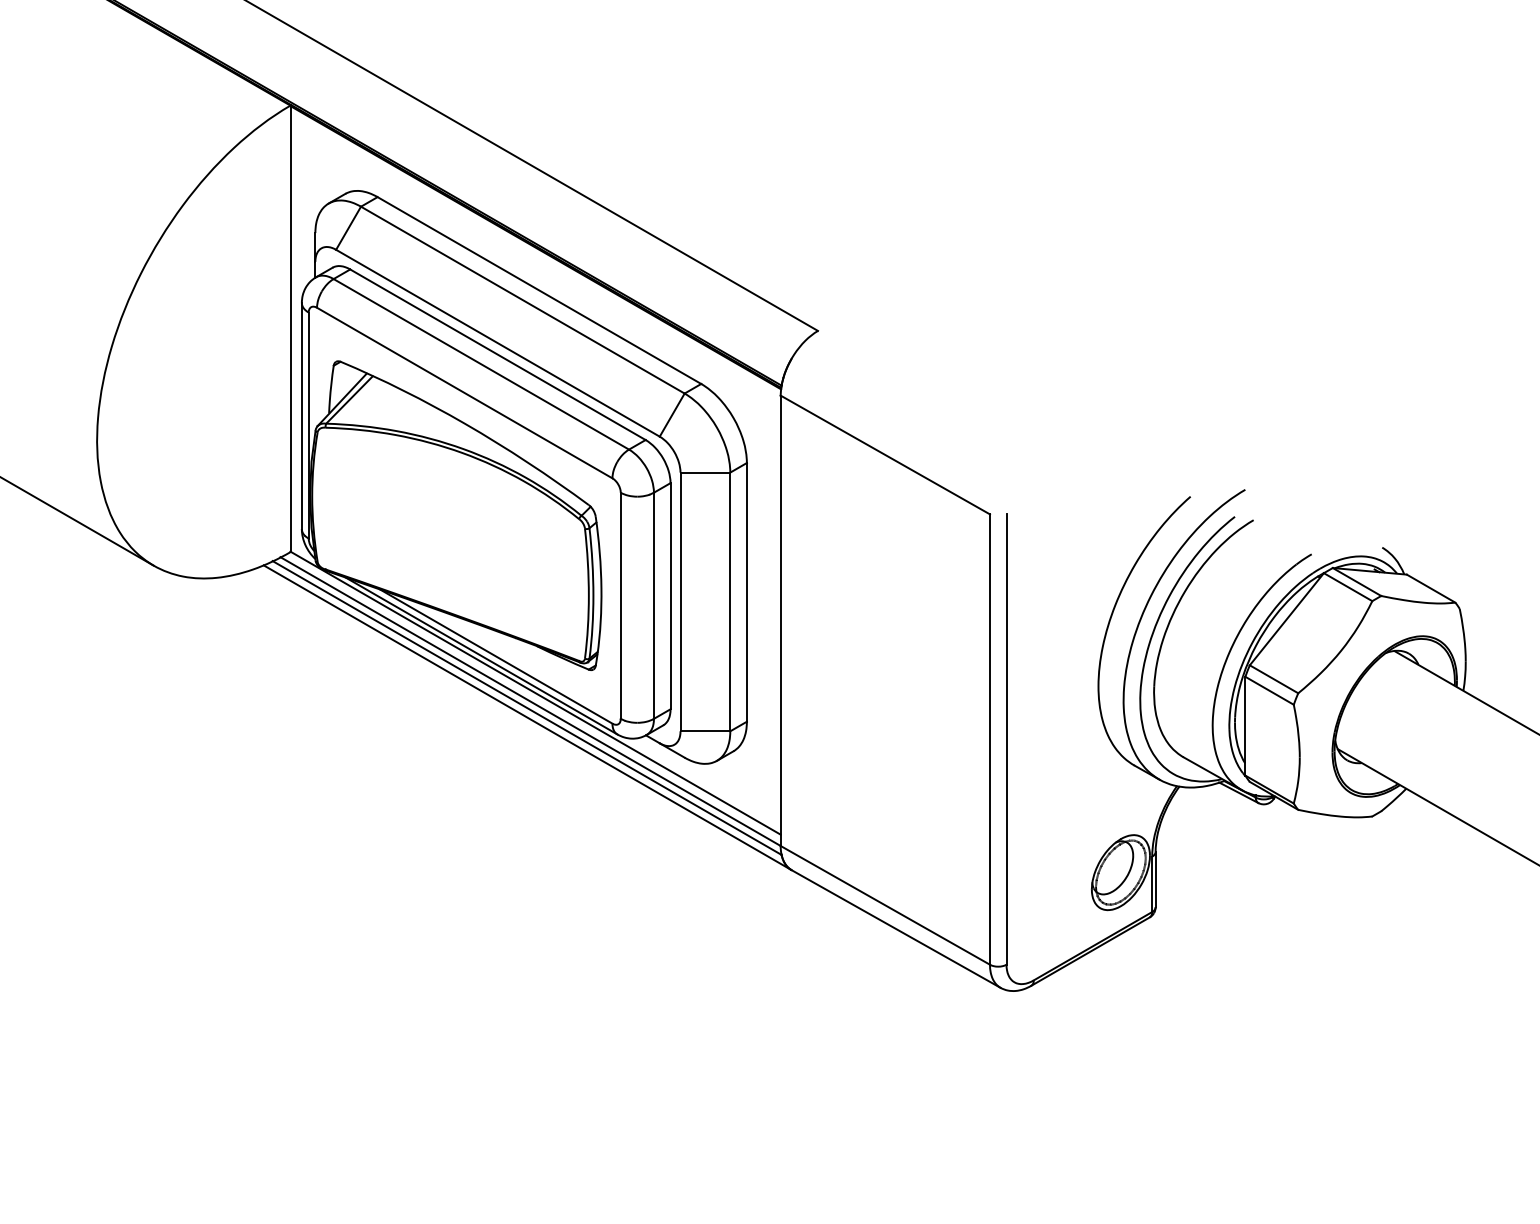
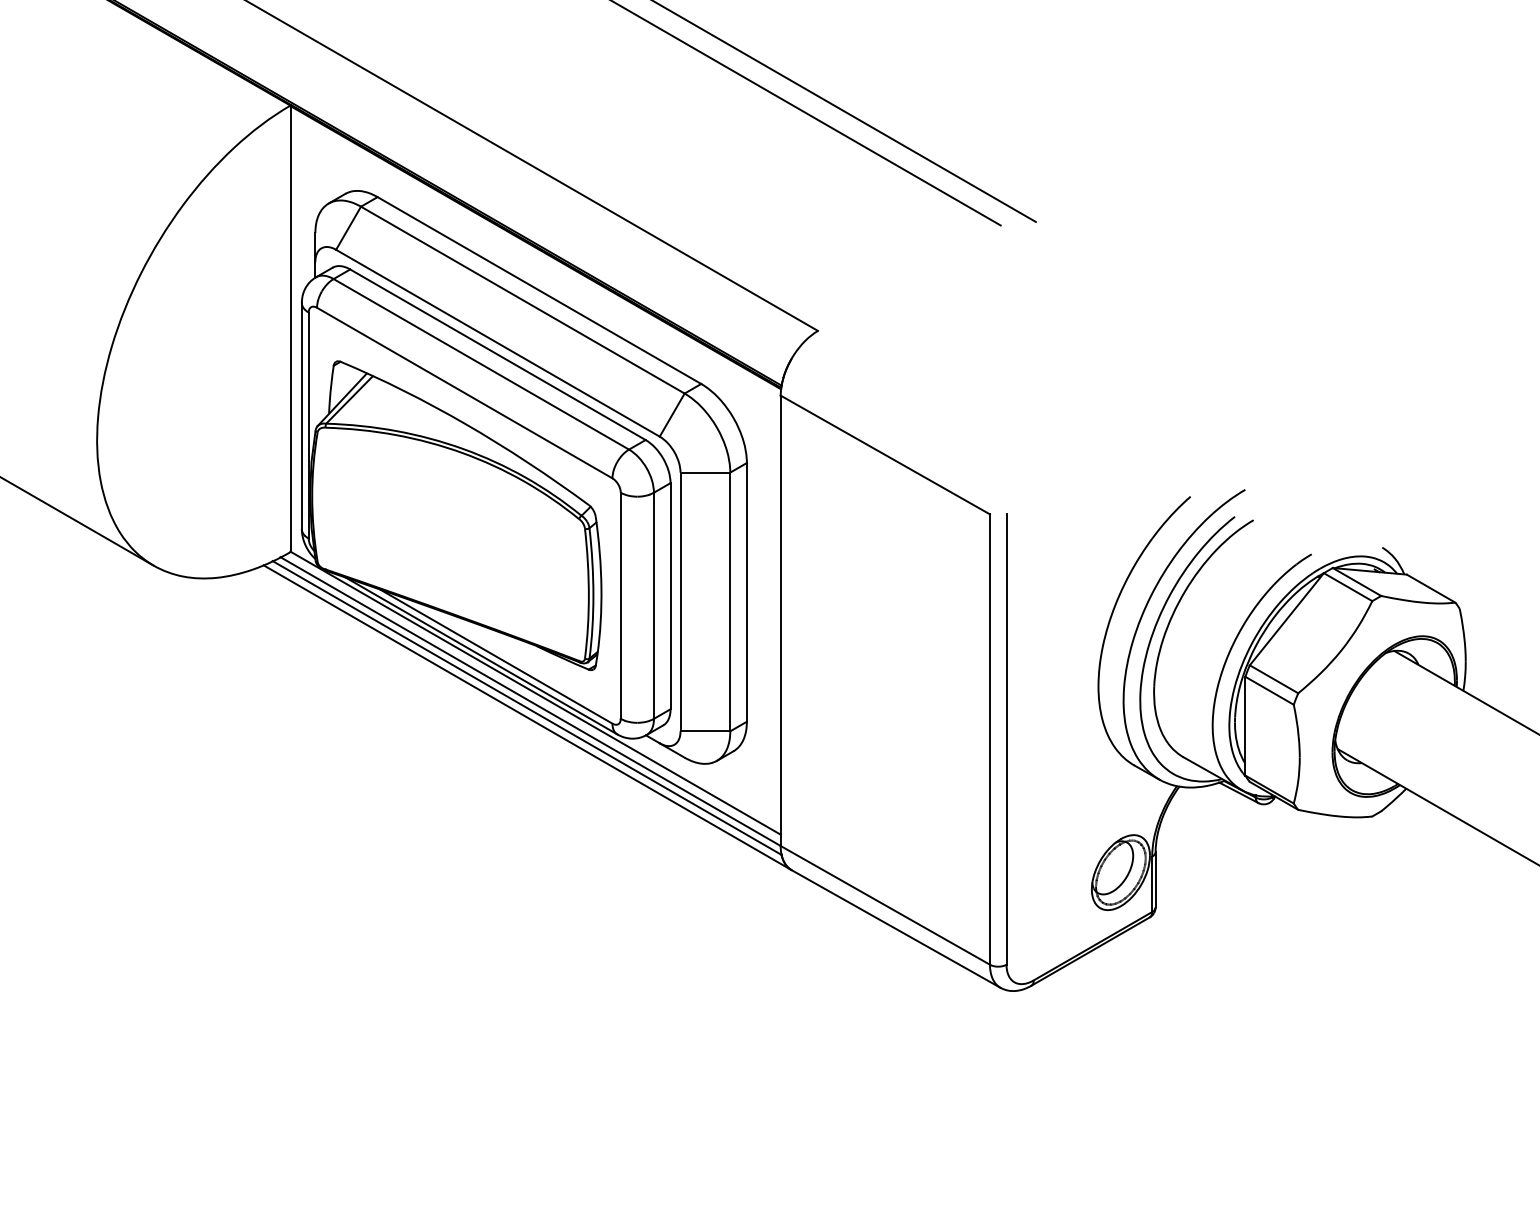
line: none -> present (845, 111)
line: none -> present (807, 113)
